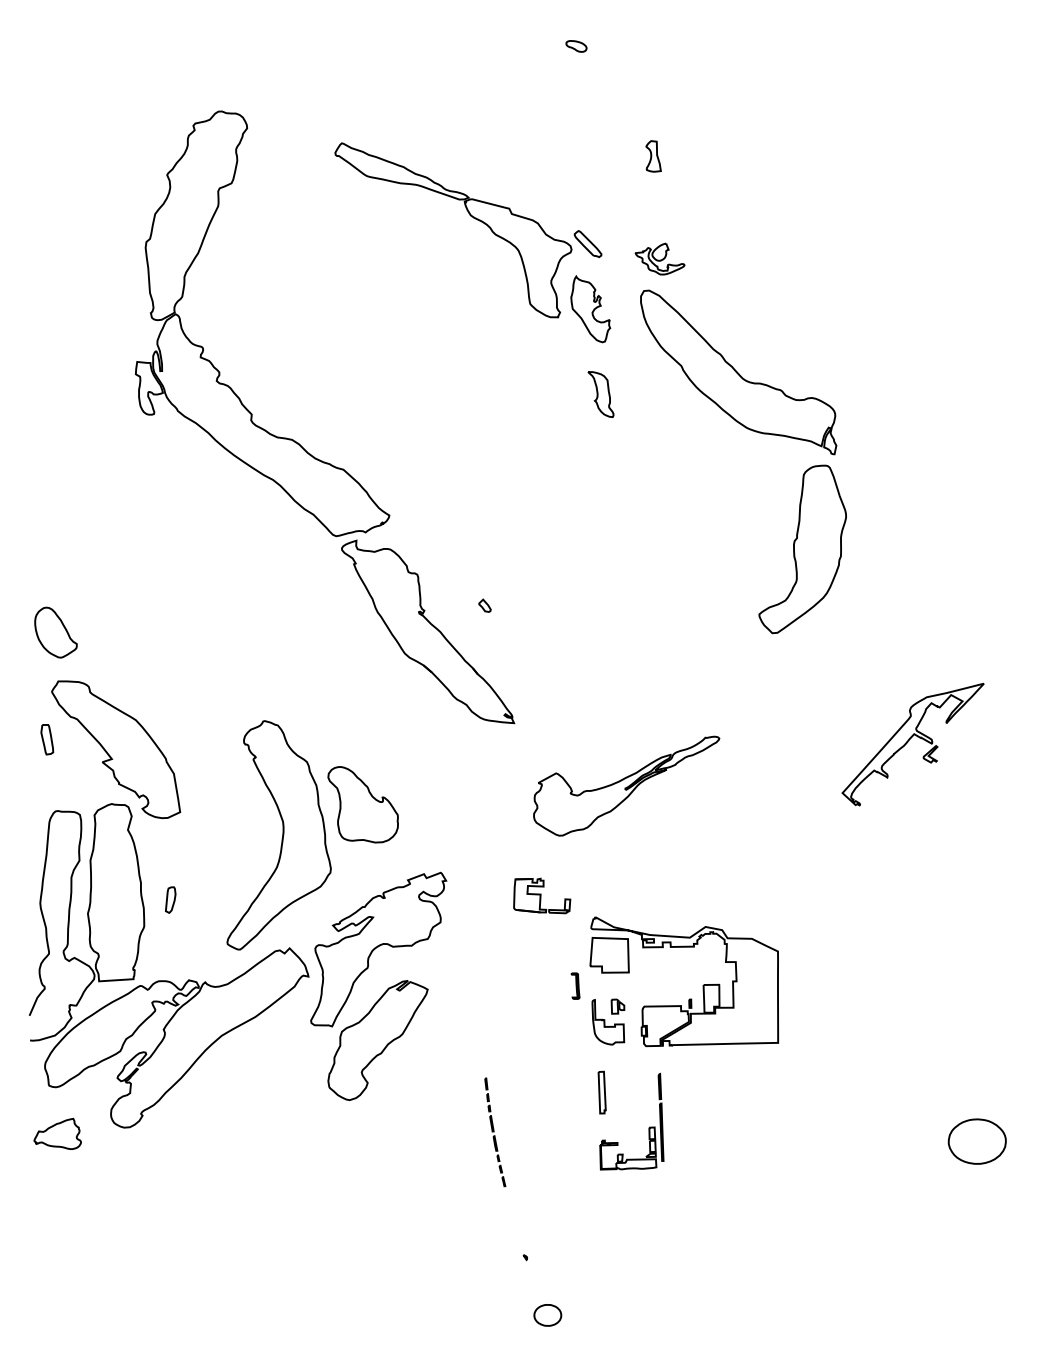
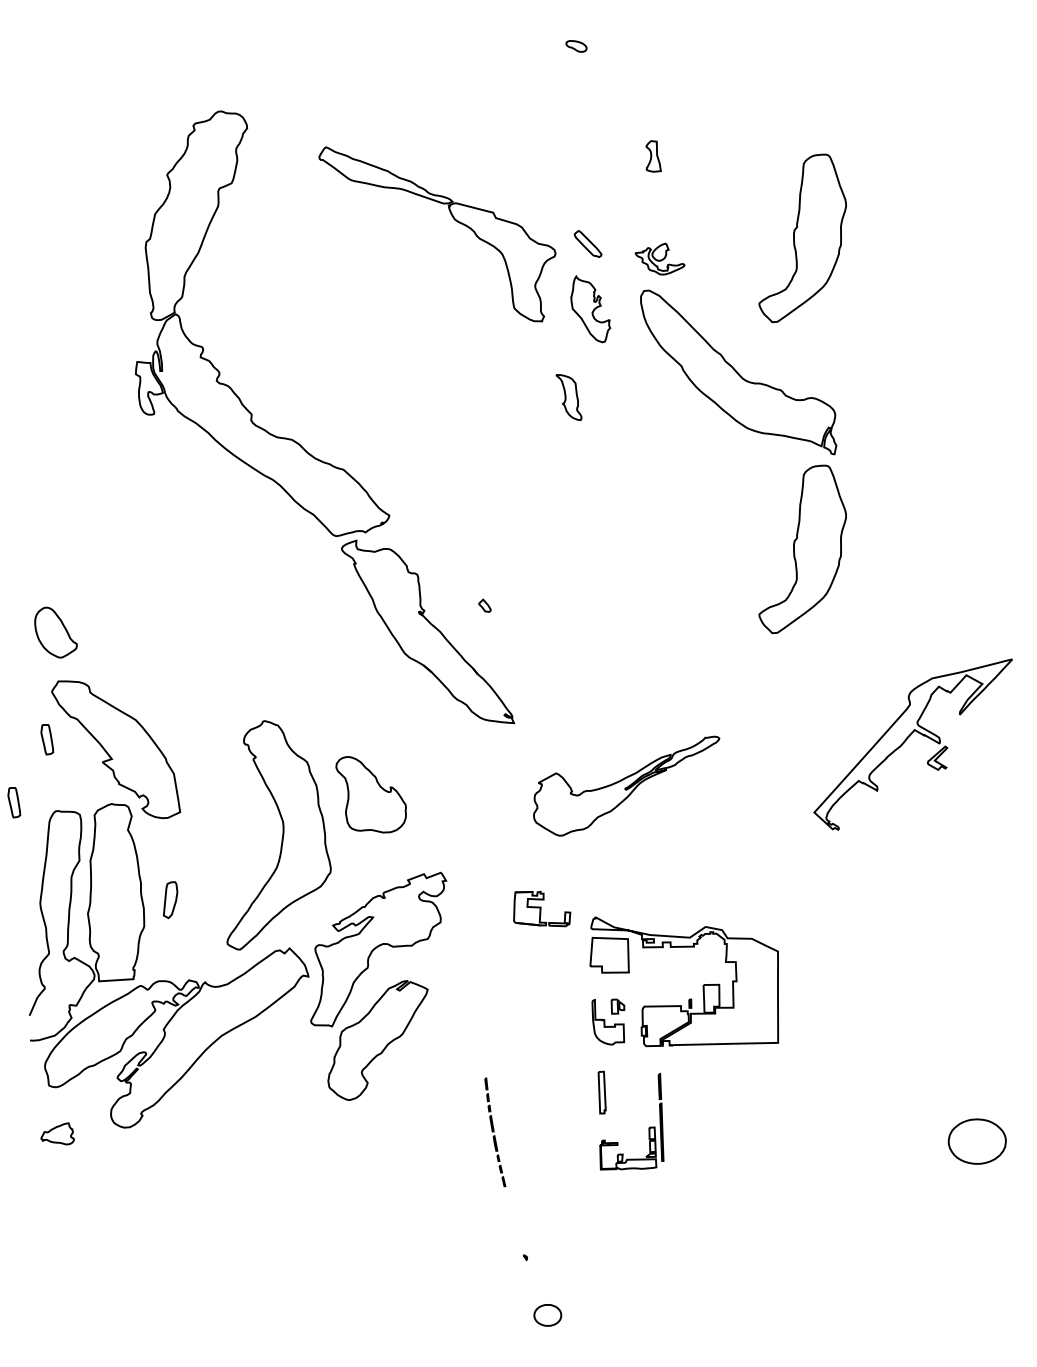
part position: (469, 215) -> (453, 219) (453, 219)
part: none -> present (802, 238)
part position: (600, 394) -> (568, 397) (568, 397)
part size: 144x125 px -> 200x173 px (912, 744)
part: none -> present (14, 802)
part position: (362, 804) -> (370, 794) (370, 794)
part position: (542, 895) -> (542, 908) (542, 908)
part size: 12x28 px -> 16x39 px (170, 900)
part: present -> none (575, 985)
part size: 49x33 px -> 35x24 px (57, 1133)
